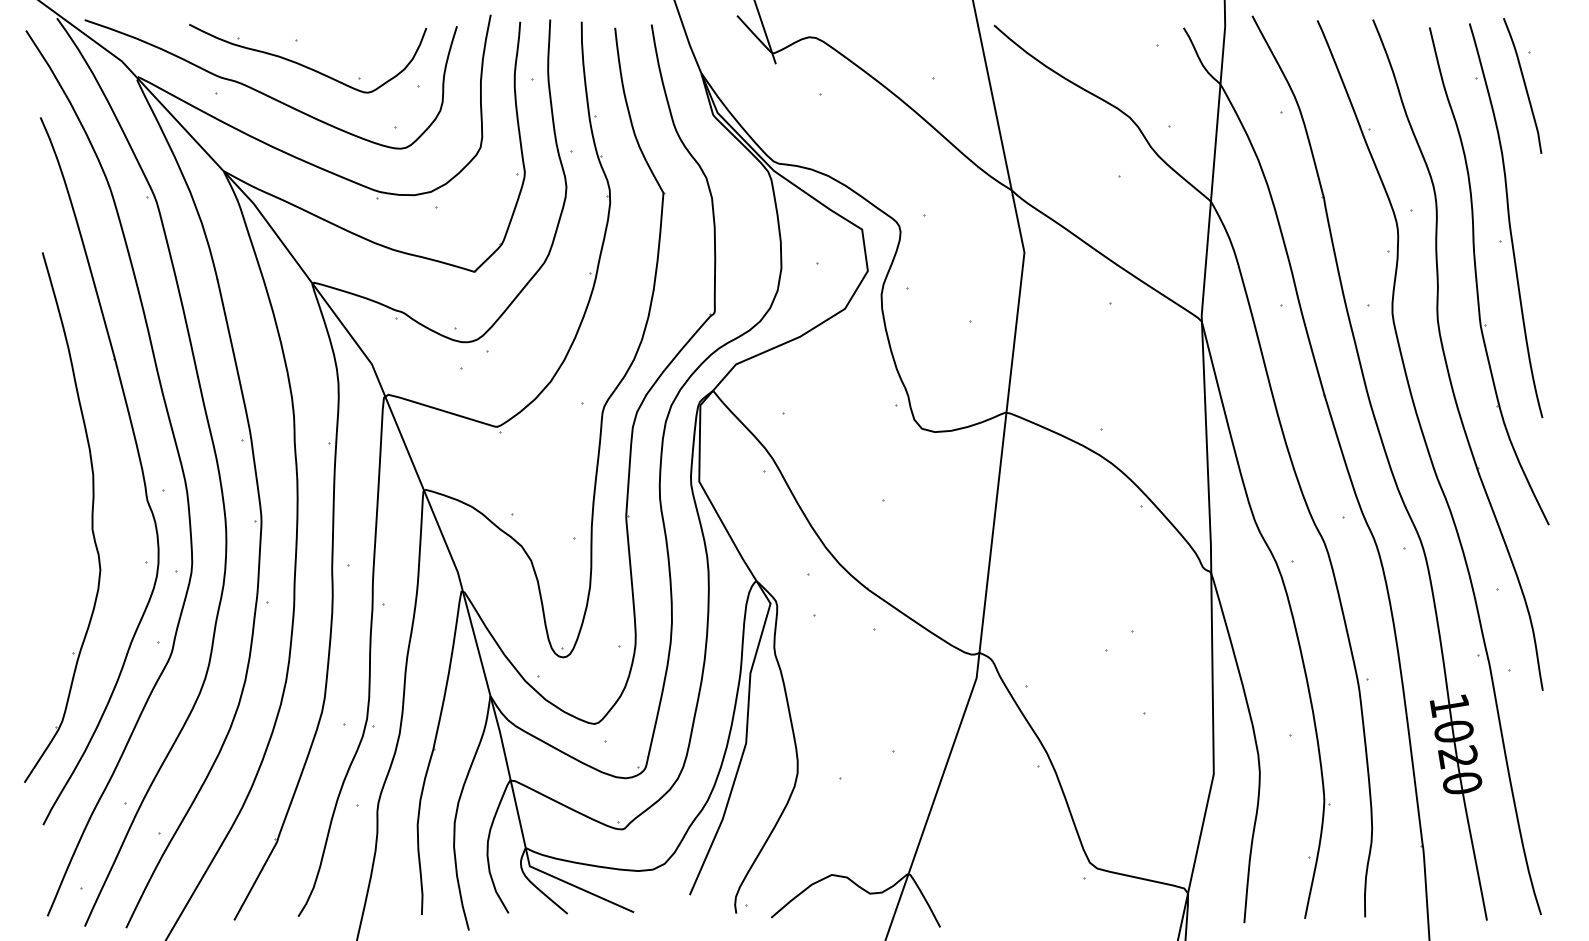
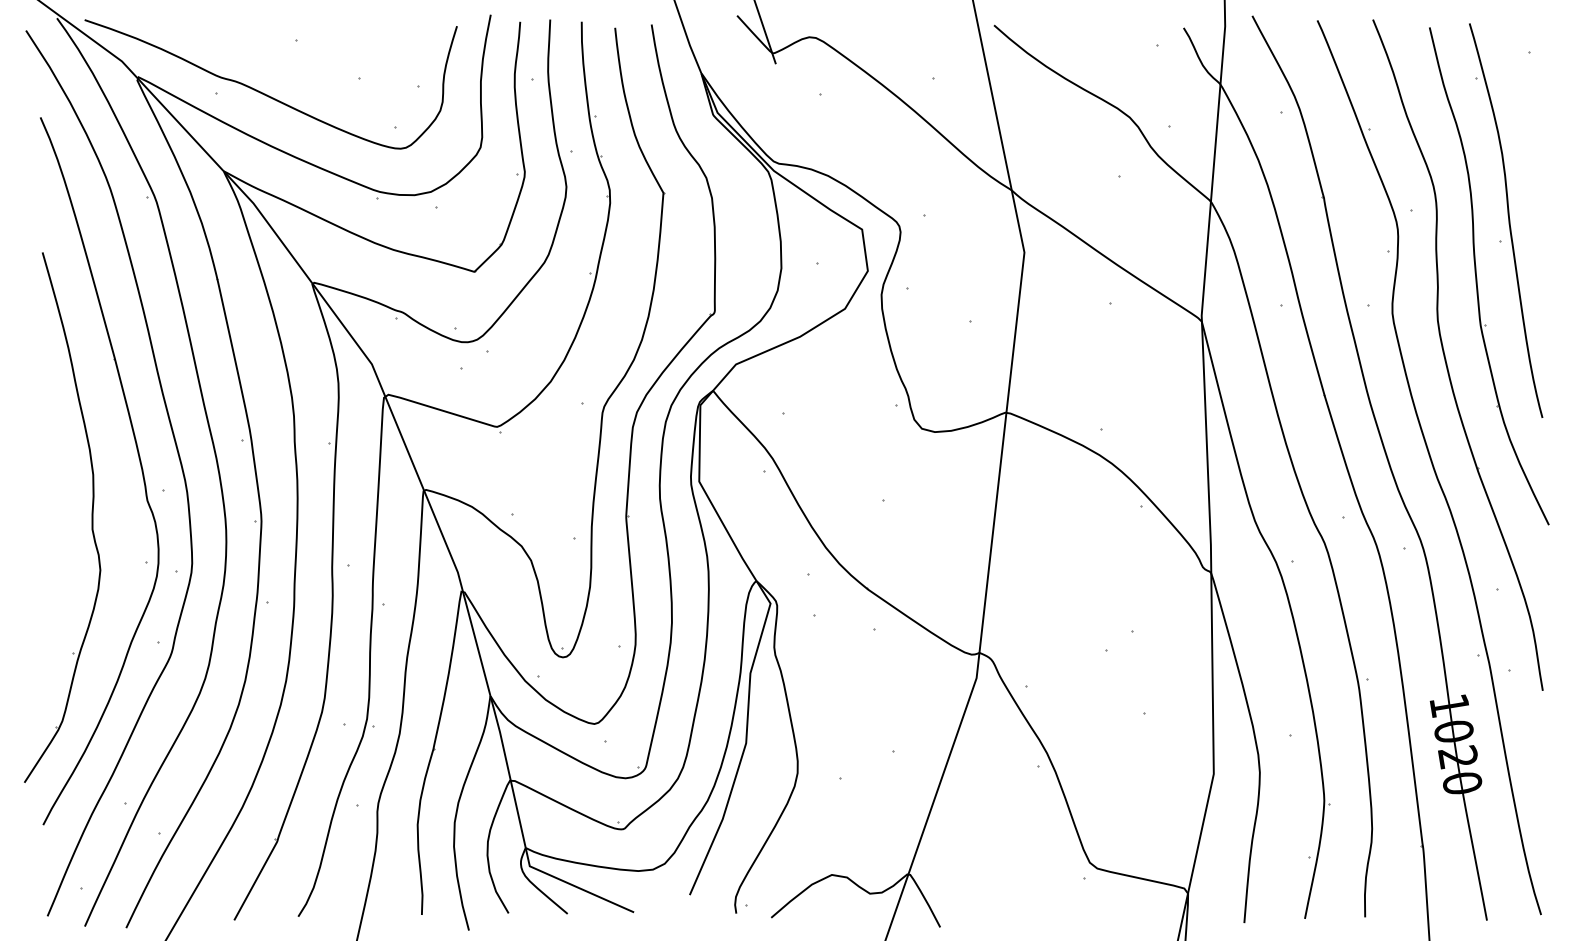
part: present -> none (305, 65)
curve: present -> none (1524, 85)
